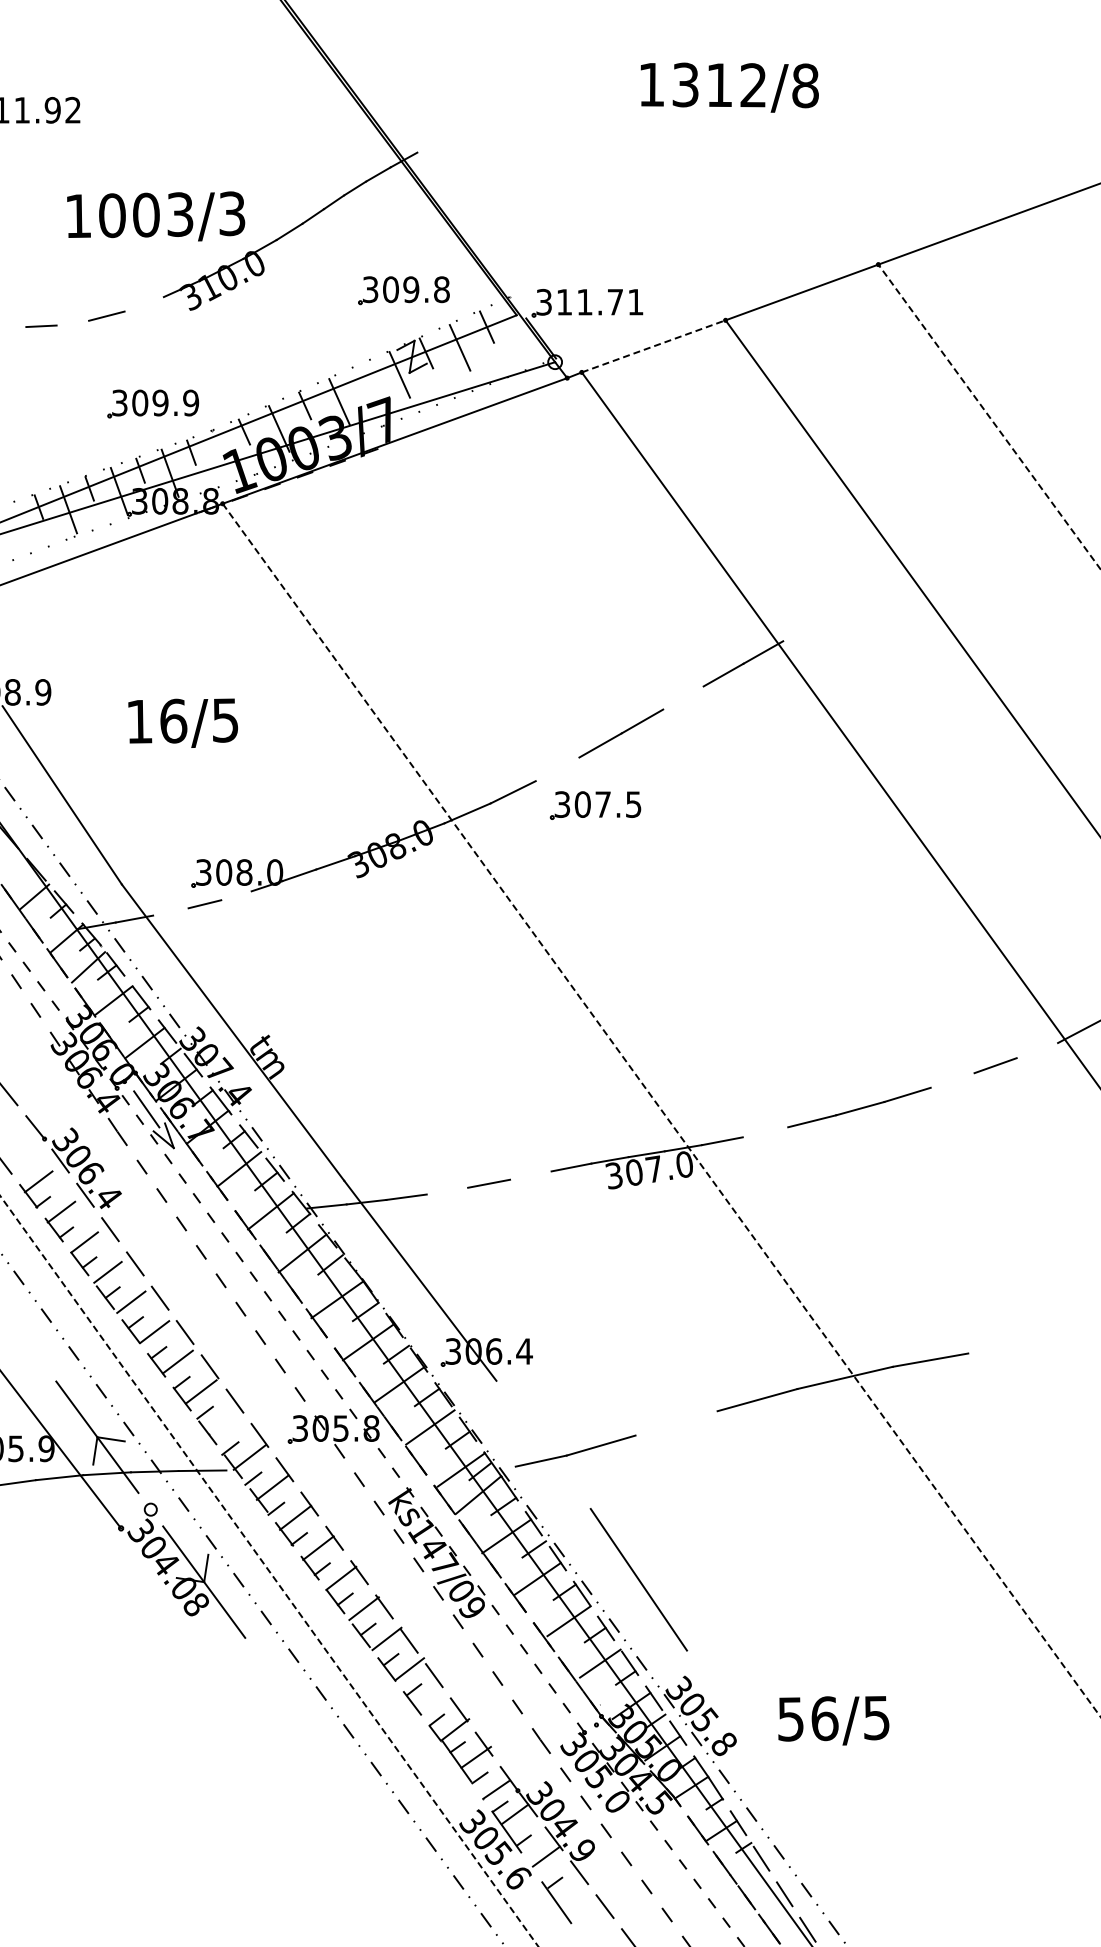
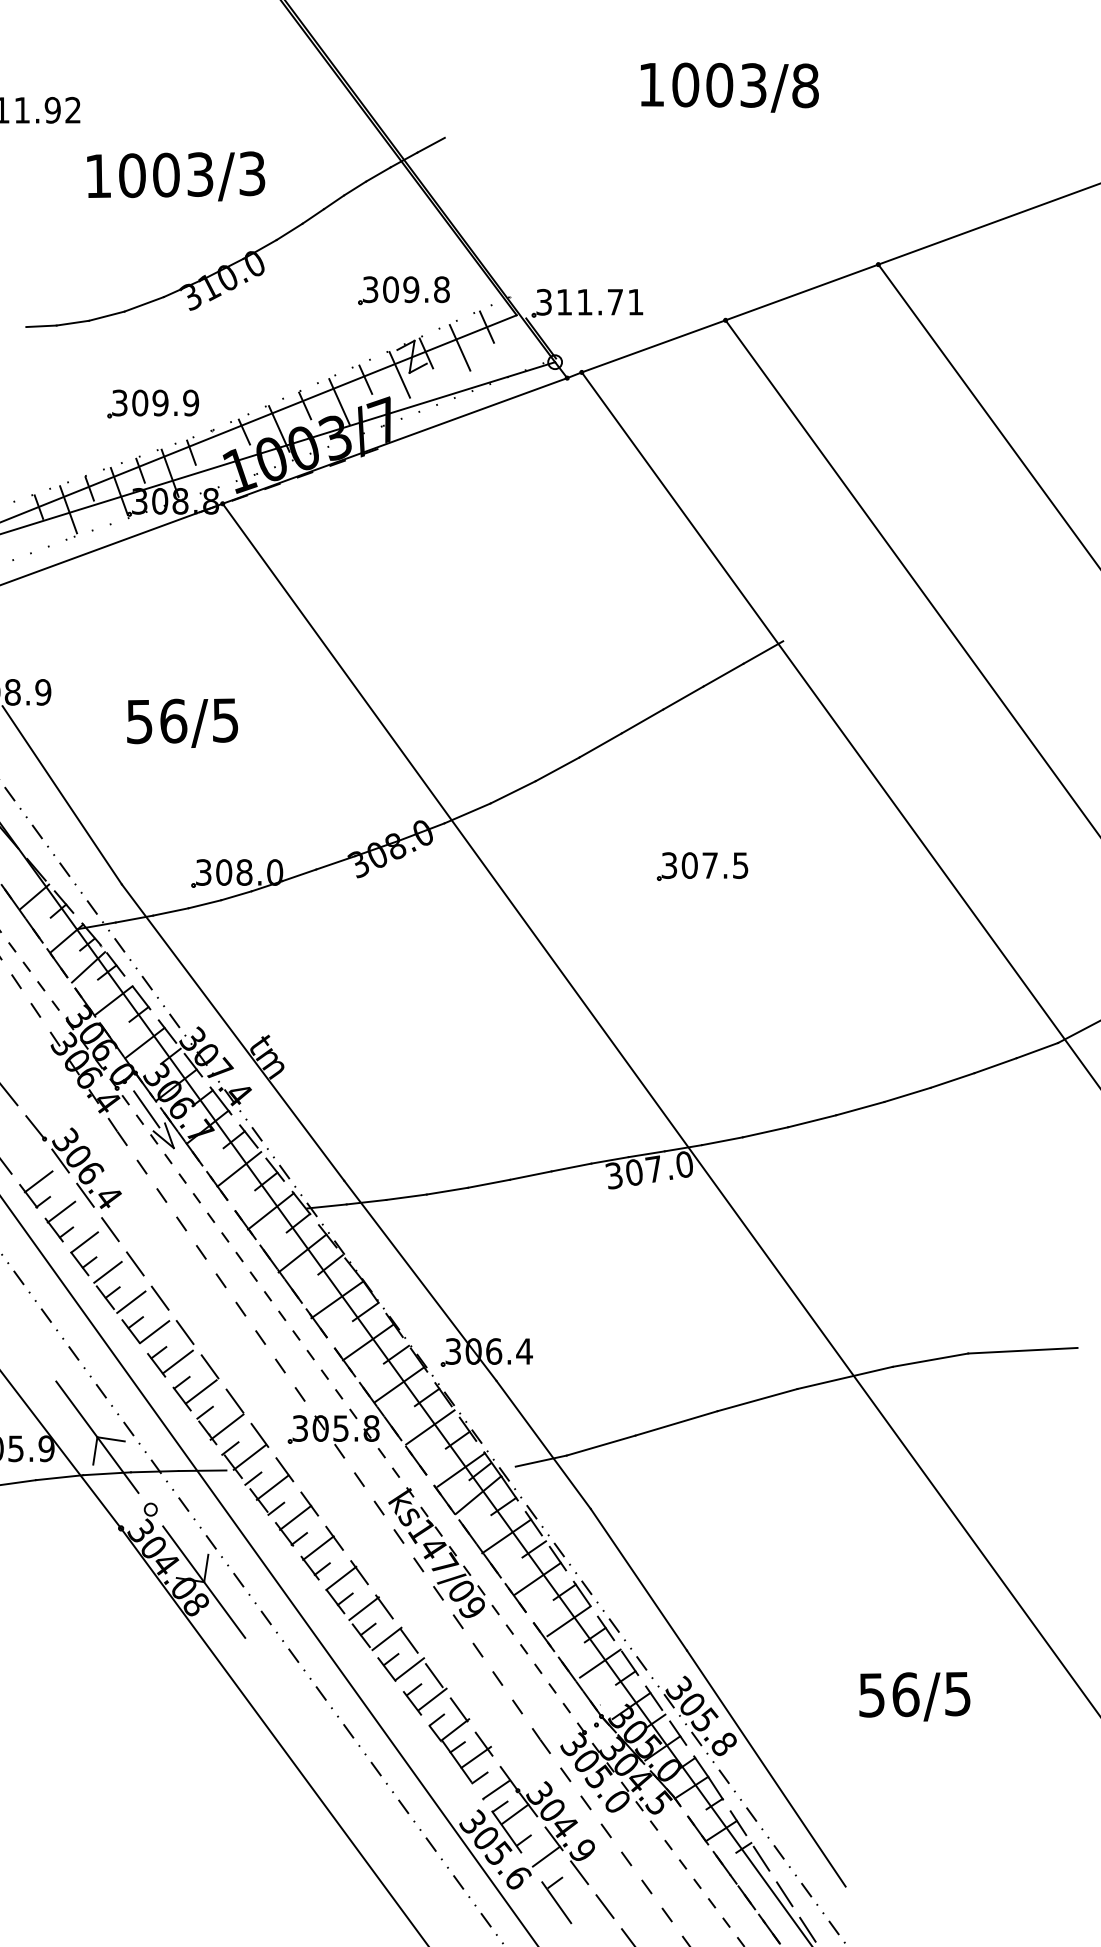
text: 1312/8 -> 1003/8 (719, 84)
line: none -> present (430, 144)
text position: (156, 216) -> (176, 176) (176, 176)
line: none -> present (143, 304)
line: none -> present (72, 322)
line: dashed -> solid (654, 346)
line: none -> present (365, 379)
line: dashed -> solid (989, 416)
line: none -> present (683, 697)
text: 16/5 -> 56/5 (139, 722)
line: none -> present (557, 769)
part position: (595, 805) -> (702, 866) (702, 866)
line: none -> present (236, 895)
line: none -> present (170, 911)
line: none -> present (1037, 1050)
line: none -> present (952, 1080)
line: dashed -> solid (661, 1110)
line: none -> present (765, 1132)
line: none -> present (530, 1175)
line: none -> present (447, 1190)
line: none -> present (1022, 1350)
line: none -> present (676, 1423)
line: none -> present (226, 1426)
line: none -> present (543, 1444)
line: dashed -> solid (269, 1571)
line: none -> present (432, 1699)
text position: (833, 1720) -> (914, 1696) (914, 1696)
line: none -> present (273, 1735)
line: none -> present (766, 1768)
